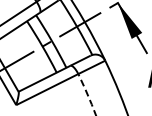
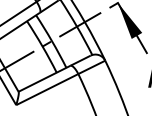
arc: dashed -> solid (87, 94)
